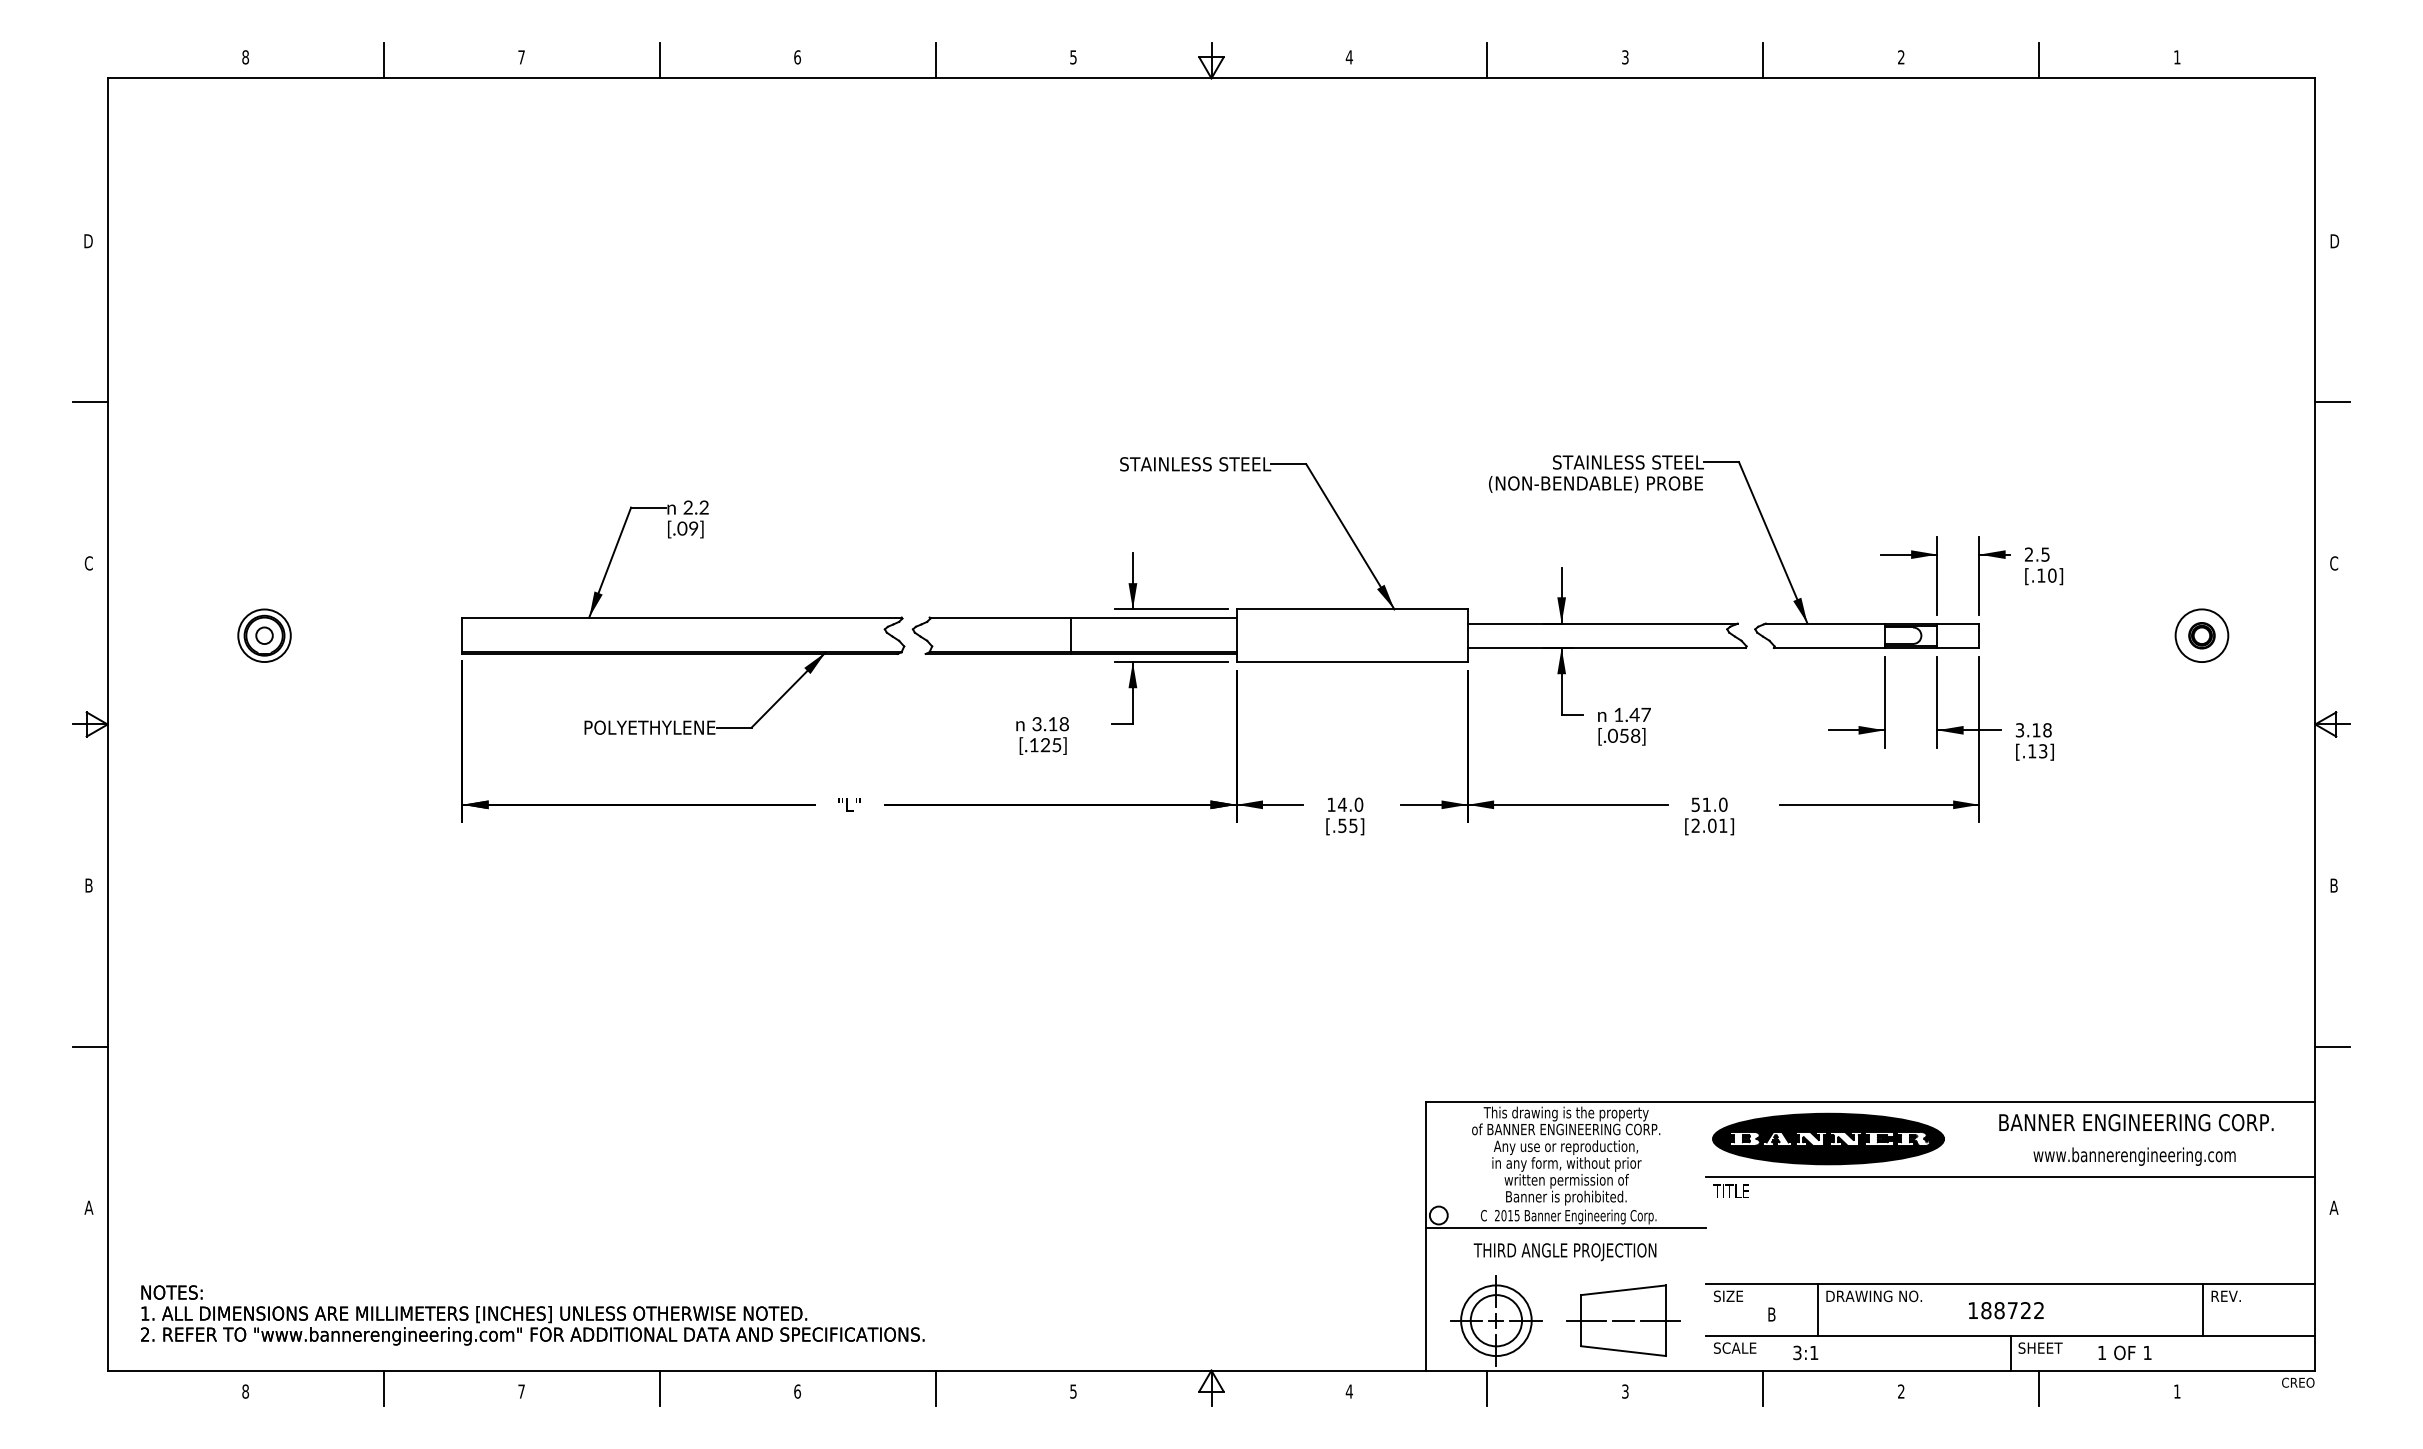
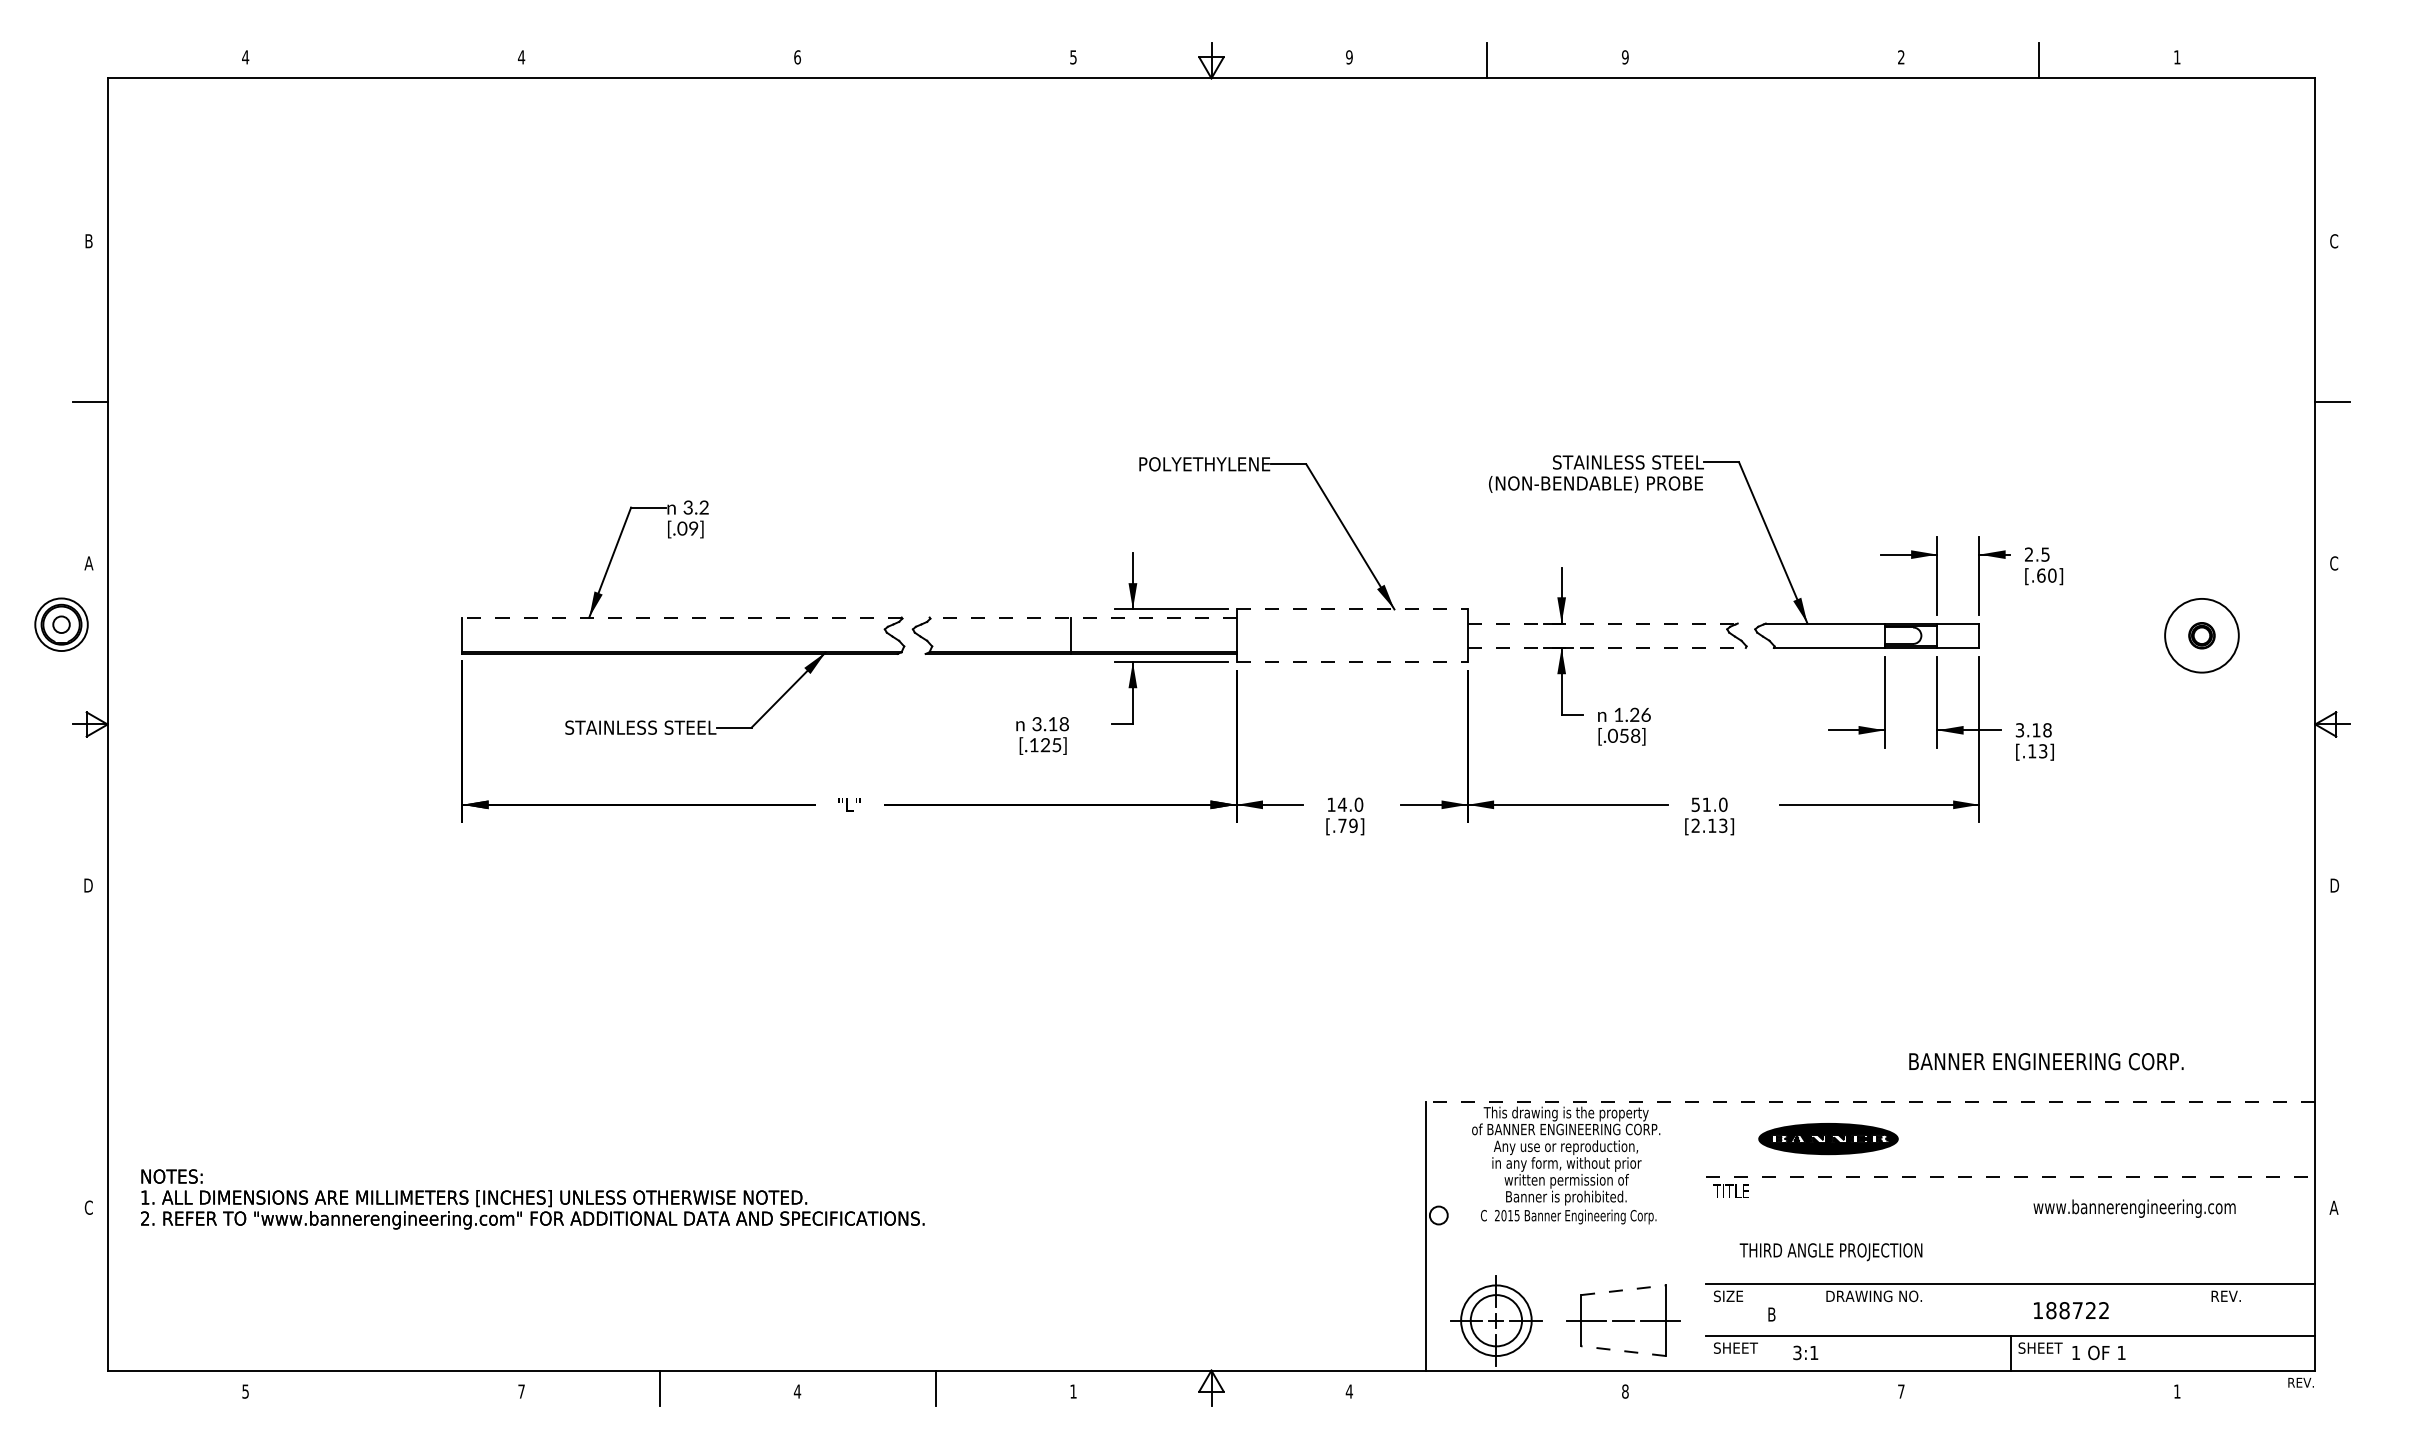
text: 8 -> 4 (245, 57)
text: 7 -> 4 (521, 57)
text: 4 -> 9 (1349, 57)
text: 3 -> 9 (1625, 57)
line: present -> none (383, 60)
line: present -> none (659, 60)
line: present -> none (935, 60)
line: present -> none (1763, 60)
text: D -> B (88, 241)
text: D -> C (2334, 241)
text: STAINLESS STEEL -> POLYETHYLENE (1195, 464)
text: 2.2 -> 3.2 (687, 509)
text: C -> A (88, 563)
text: [.10] -> [.60] (2041, 575)
line: solid -> dashed (1352, 609)
line: solid -> dashed (682, 617)
line: solid -> dashed (1083, 617)
line: solid -> dashed (1602, 623)
part position: (264, 635) -> (61, 624) (61, 624)
circle diameter: 53 px -> 74 px (2201, 635)
line: solid -> dashed (1607, 647)
line: solid -> dashed (1352, 661)
text: 1.47 -> 1.26 (1639, 714)
text: POLYETHYLENE -> STAINLESS STEEL (640, 727)
text: [.55] -> [.79] (1347, 825)
text: [2.01] -> [2.13] (1717, 825)
text: B -> D (88, 885)
text: B -> D (2335, 885)
line: present -> none (89, 1046)
line: present -> none (2332, 1046)
line: solid -> dashed (1870, 1101)
text position: (2136, 1122) -> (2046, 1061) (2046, 1061)
part size: 233x54 px -> 141x33 px (1828, 1139)
text position: (2134, 1156) -> (2134, 1208) (2134, 1208)
line: solid -> dashed (2010, 1177)
text: A -> C (88, 1207)
line: present -> none (1565, 1227)
text position: (1564, 1252) -> (1830, 1252) (1830, 1252)
line: solid -> dashed (1623, 1290)
line: present -> none (1818, 1309)
line: present -> none (2203, 1309)
text position: (2006, 1310) -> (2071, 1310) (2071, 1310)
text position: (532, 1315) -> (532, 1199) (532, 1199)
text: SCALE -> SHEET (1740, 1347)
line: solid -> dashed (1623, 1351)
text position: (2124, 1352) -> (2098, 1352) (2098, 1352)
text: CREO -> REV. (2298, 1382)
line: present -> none (383, 1387)
line: present -> none (1487, 1387)
line: present -> none (1763, 1387)
line: present -> none (2039, 1387)
text: 8 -> 5 (245, 1391)
text: 6 -> 4 (797, 1391)
text: 5 -> 1 (1073, 1391)
text: 3 -> 8 (1625, 1391)
text: 2 -> 7 (1901, 1391)
